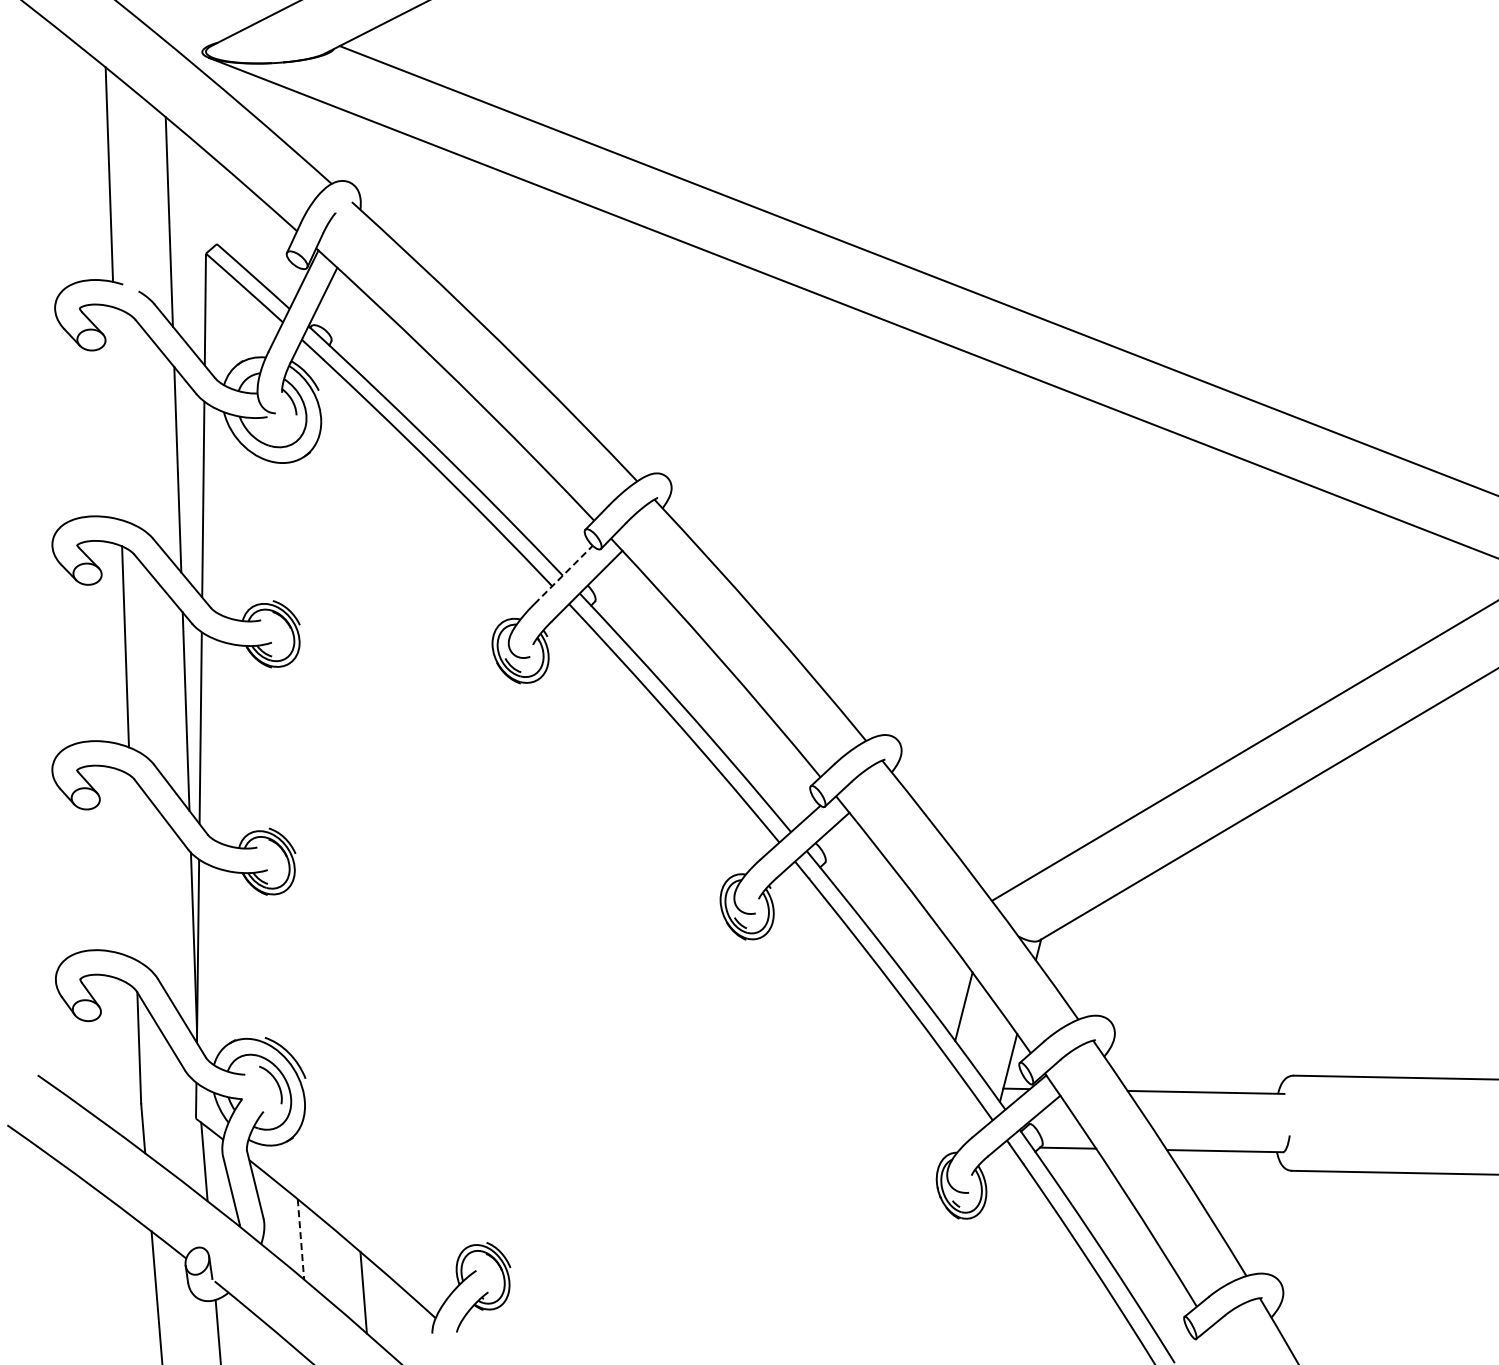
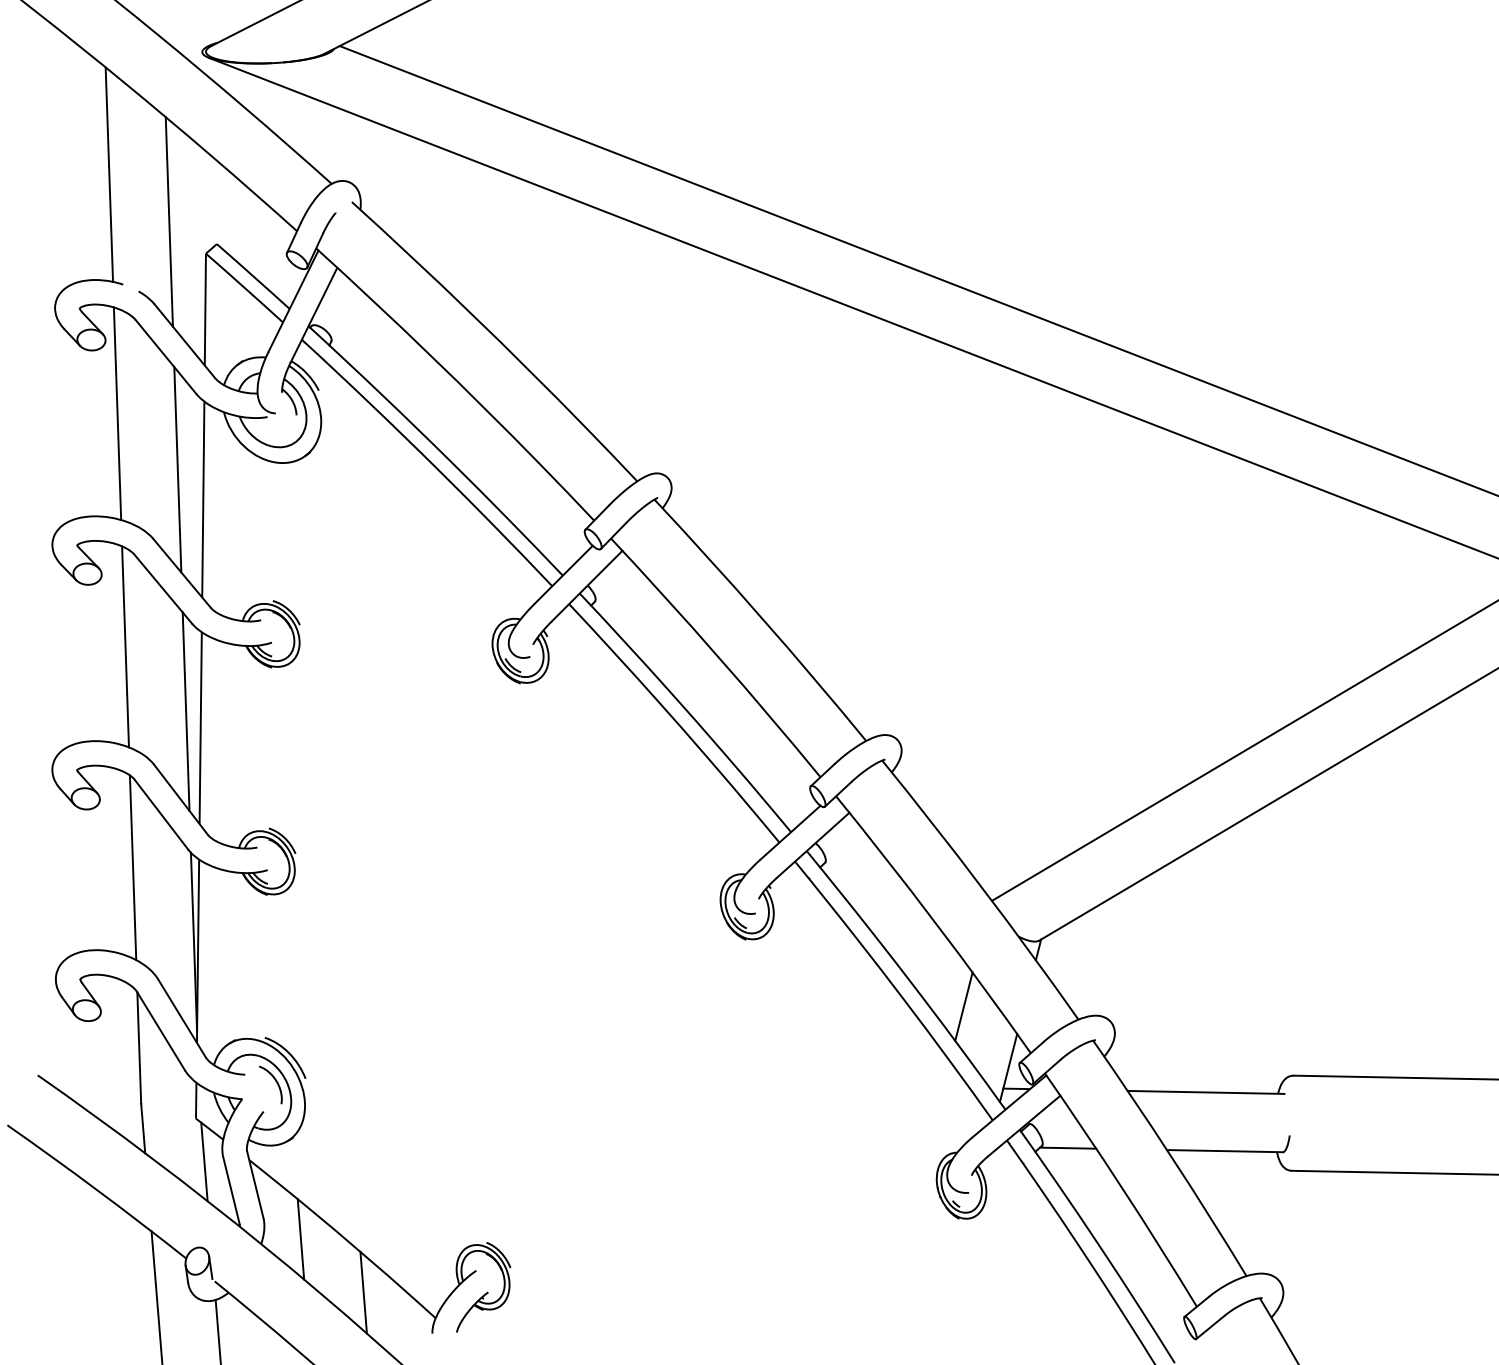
line: none -> present (117, 413)
line: dashed -> solid (563, 574)
line: none -> present (132, 867)
line: dashed -> solid (301, 1239)
